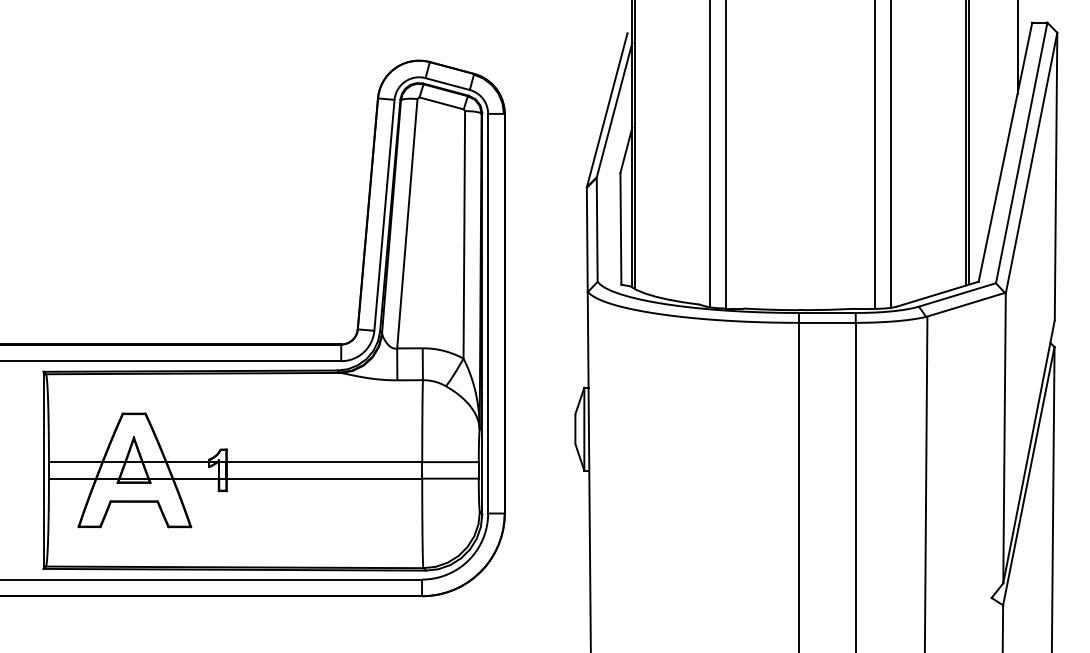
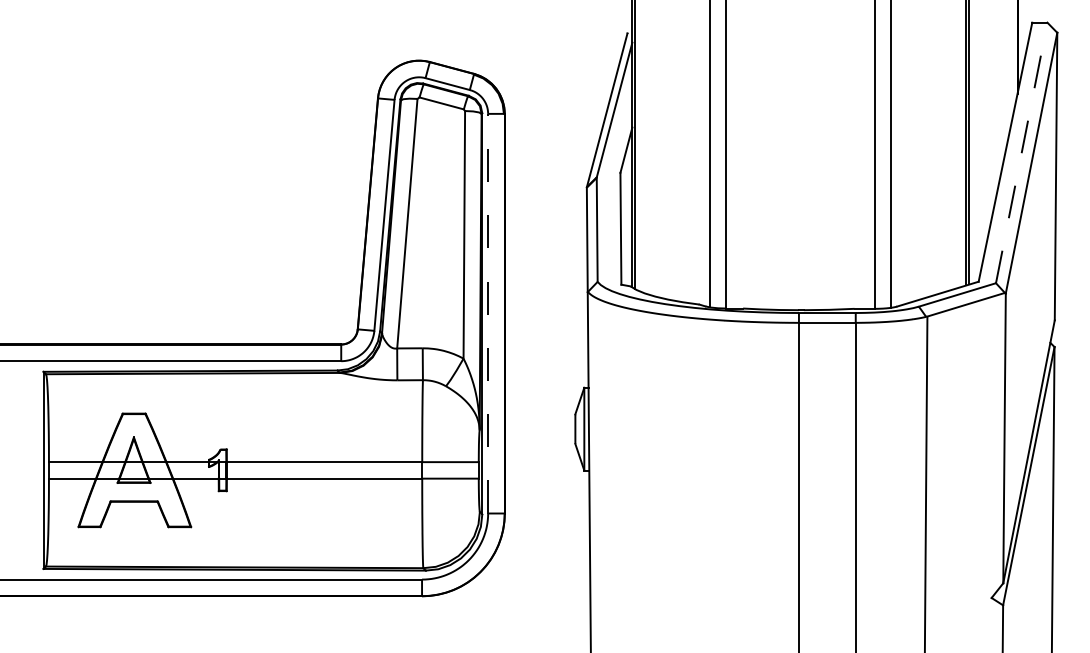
line: solid -> dashed (1021, 152)
line: solid -> dashed (488, 313)
